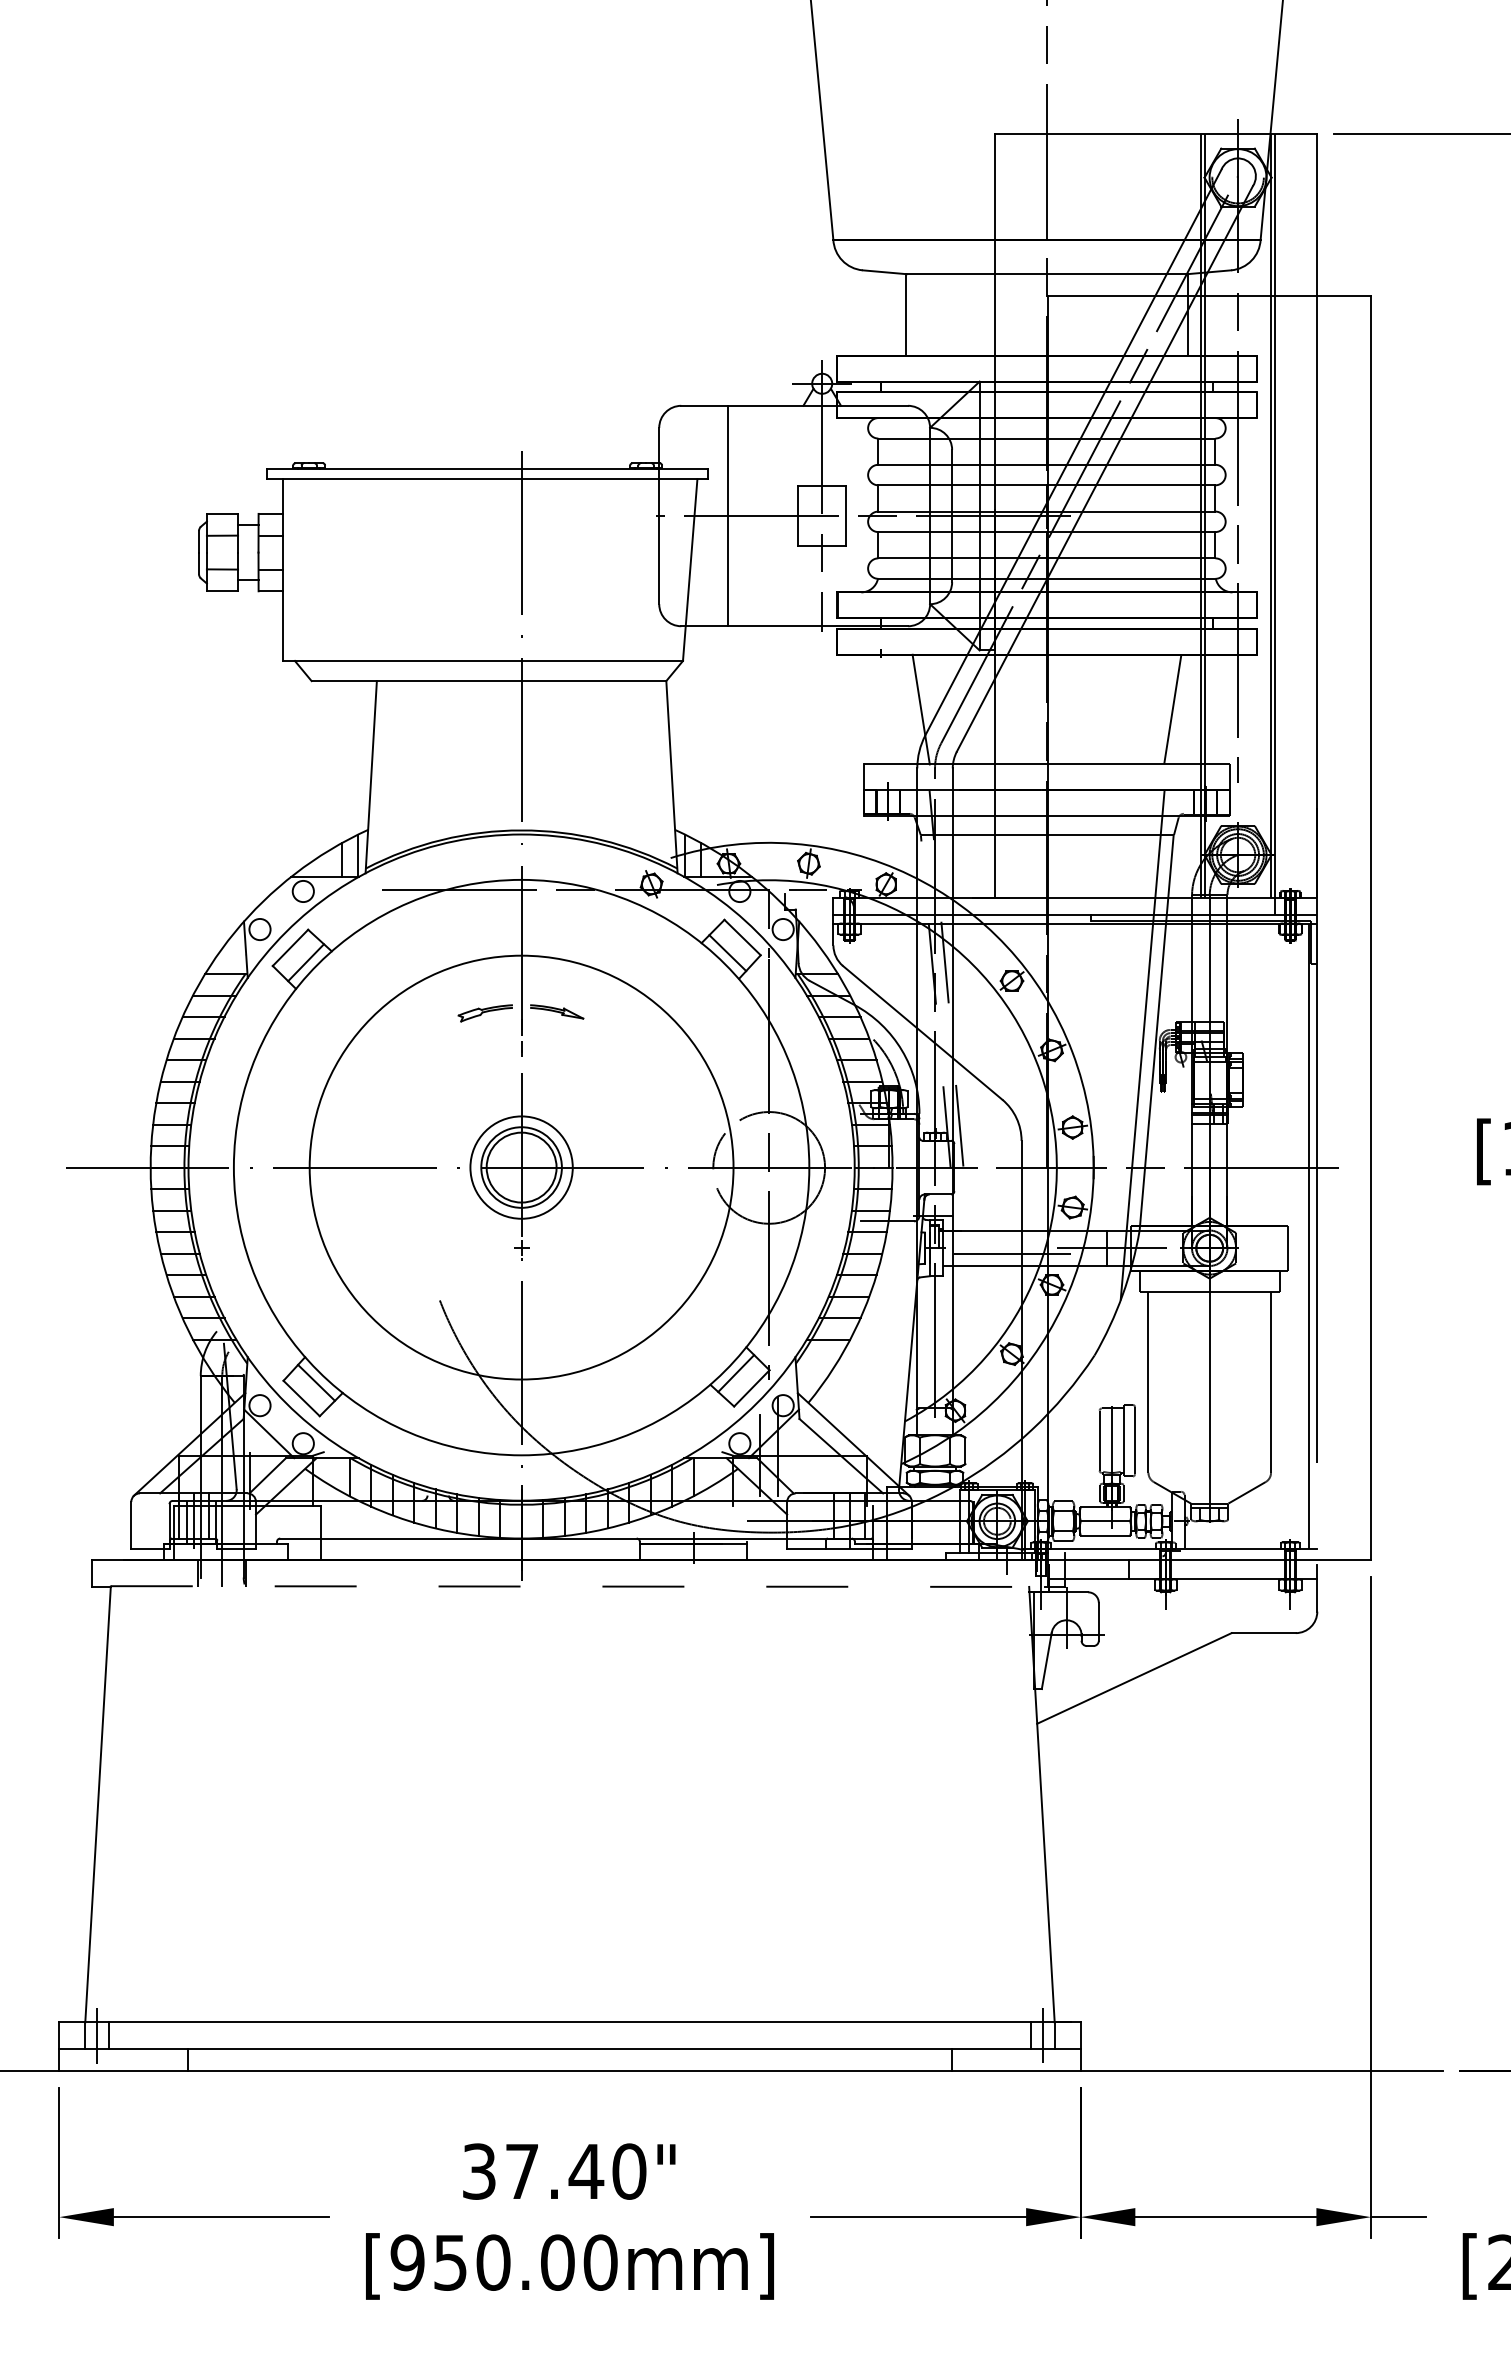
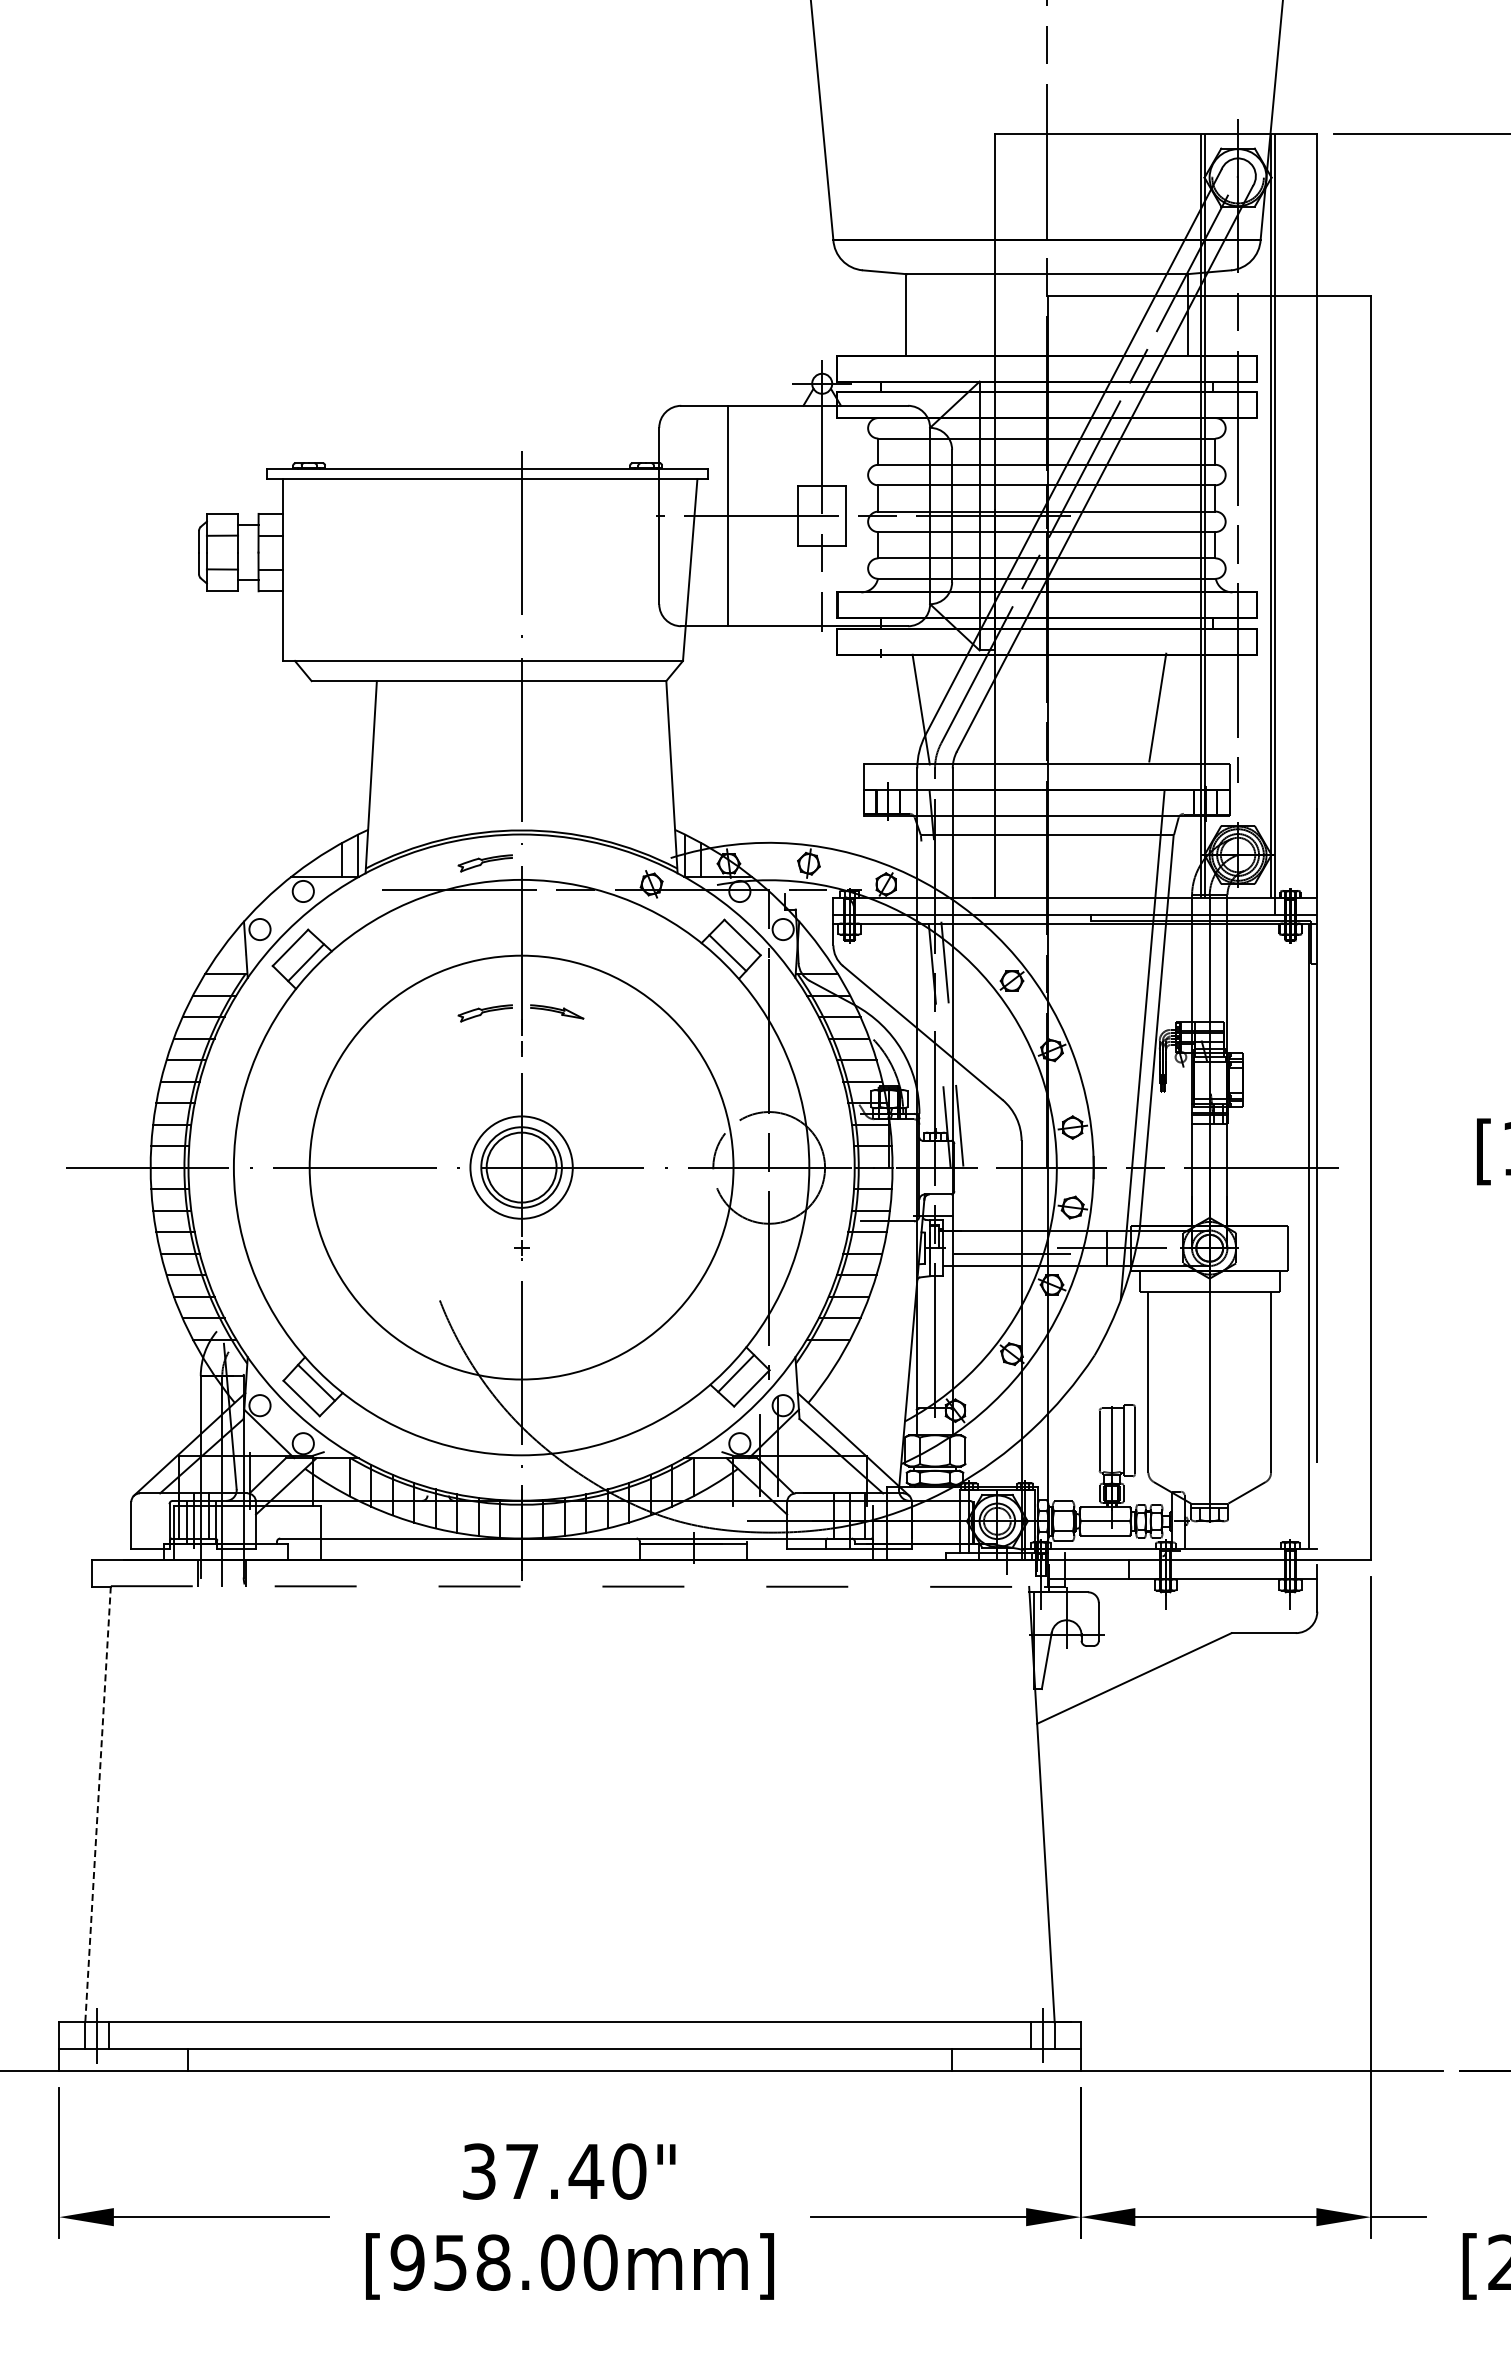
line position: (1172, 709) -> (1157, 707) (1157, 707)
part: none -> present (484, 863)
line: solid -> dashed (98, 1804)
text: [950.00mm] -> [958.00mm] (493, 2262)
